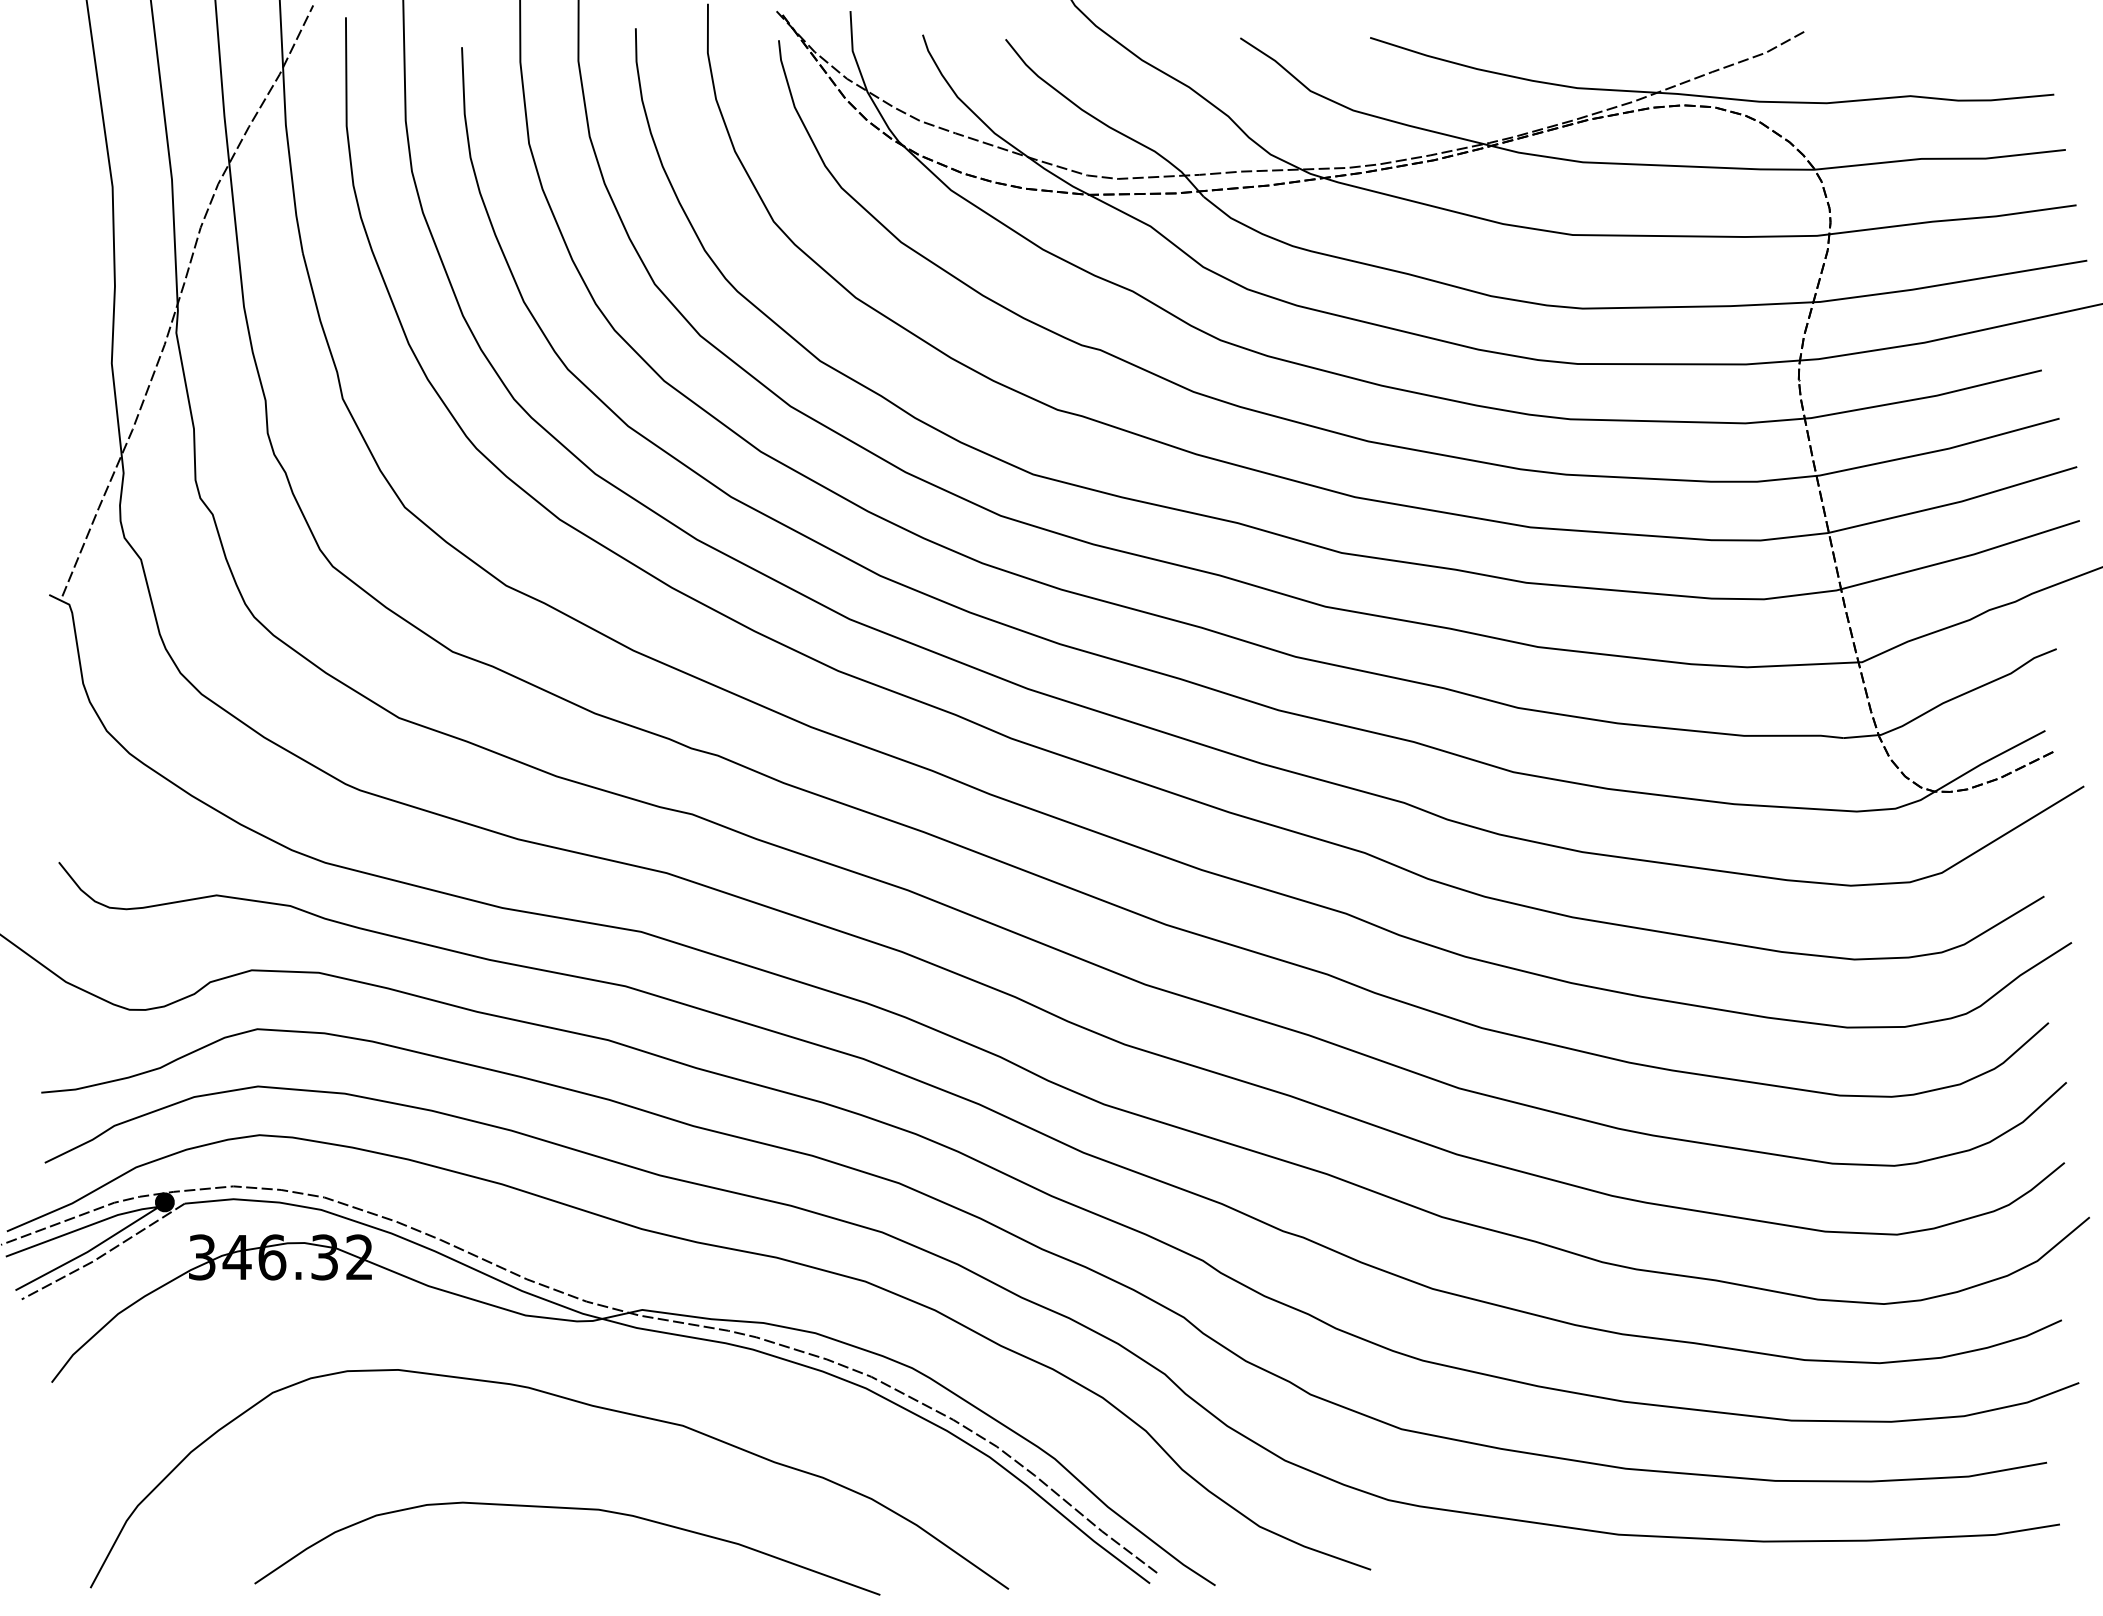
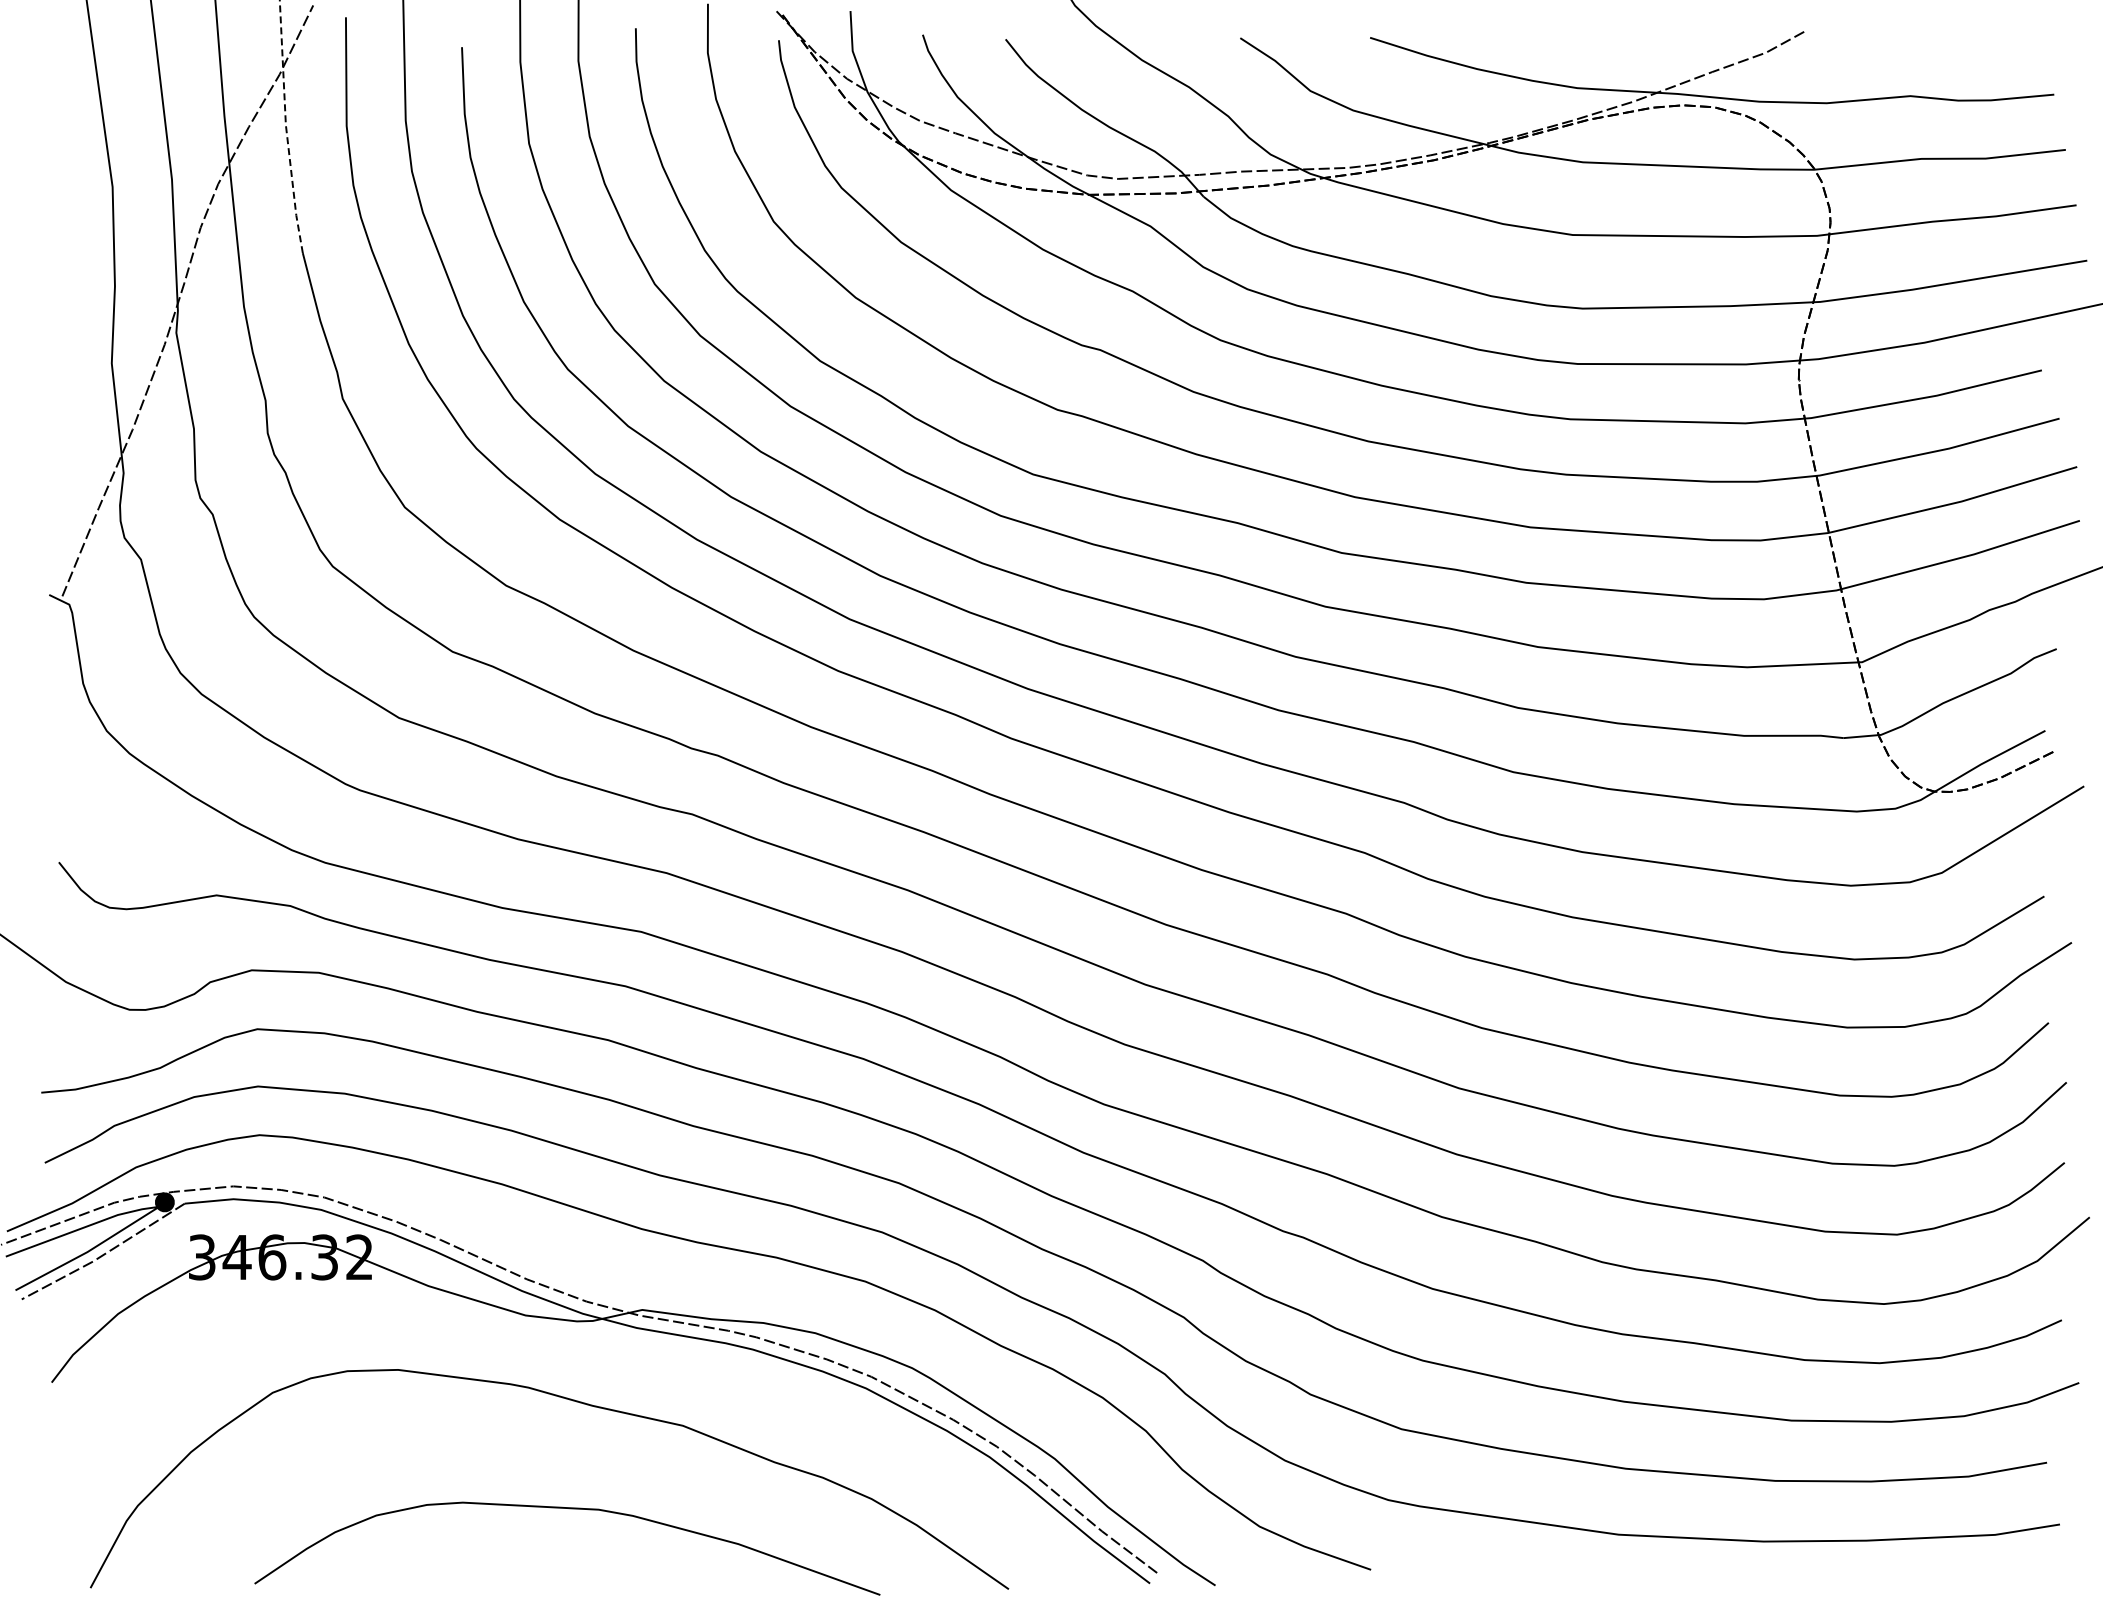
line: solid -> dashed (286, 128)
